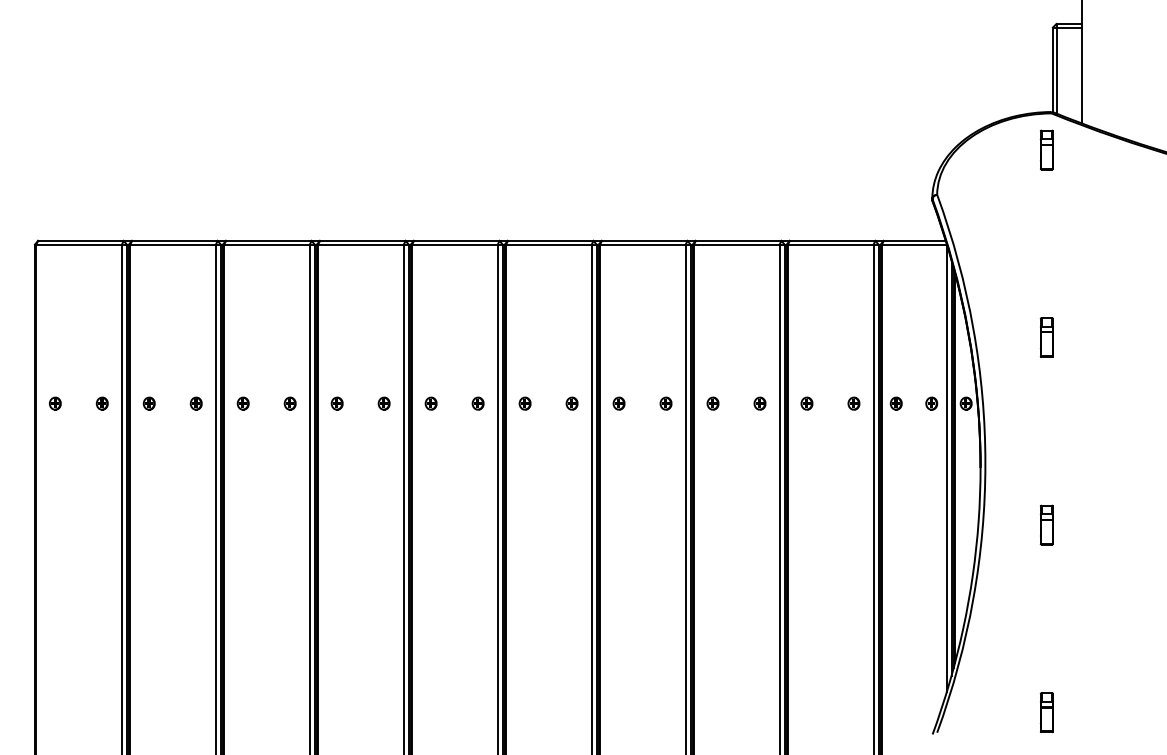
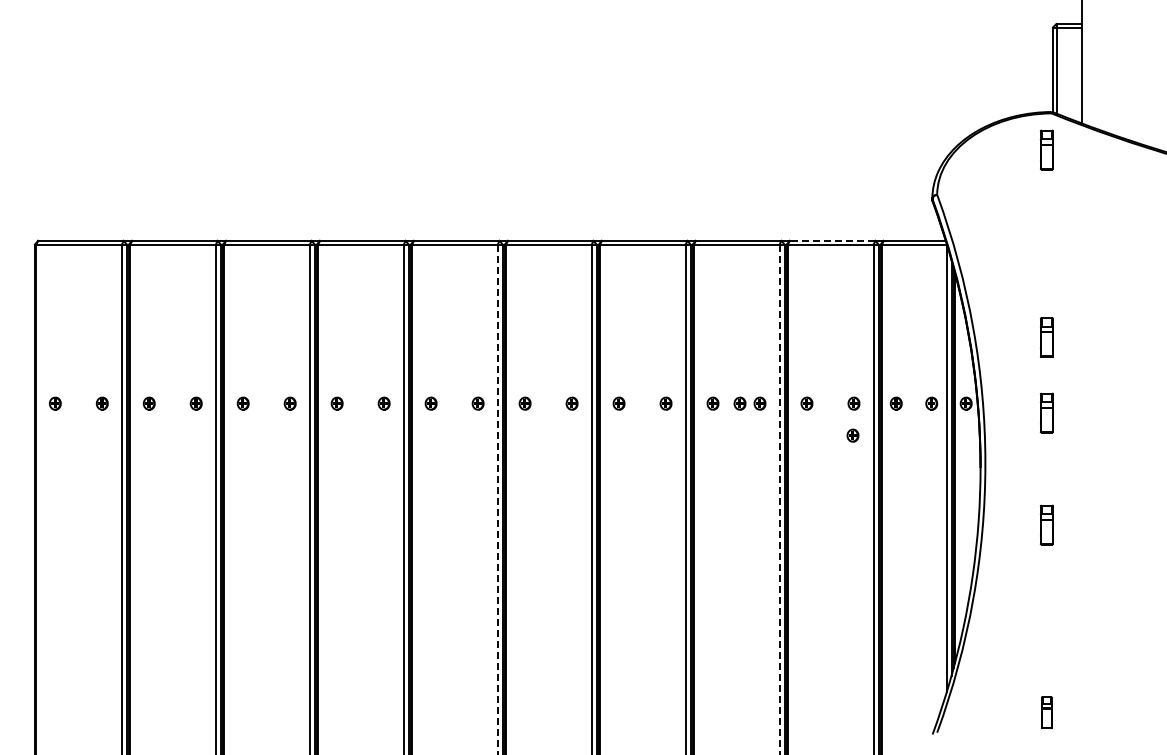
line: solid -> dashed (832, 240)
part: none -> present (739, 403)
part: none -> present (1046, 412)
part: none -> present (852, 435)
line: solid -> dashed (497, 499)
line: solid -> dashed (779, 499)
part size: 15x41 px -> 12x34 px (1046, 712)
